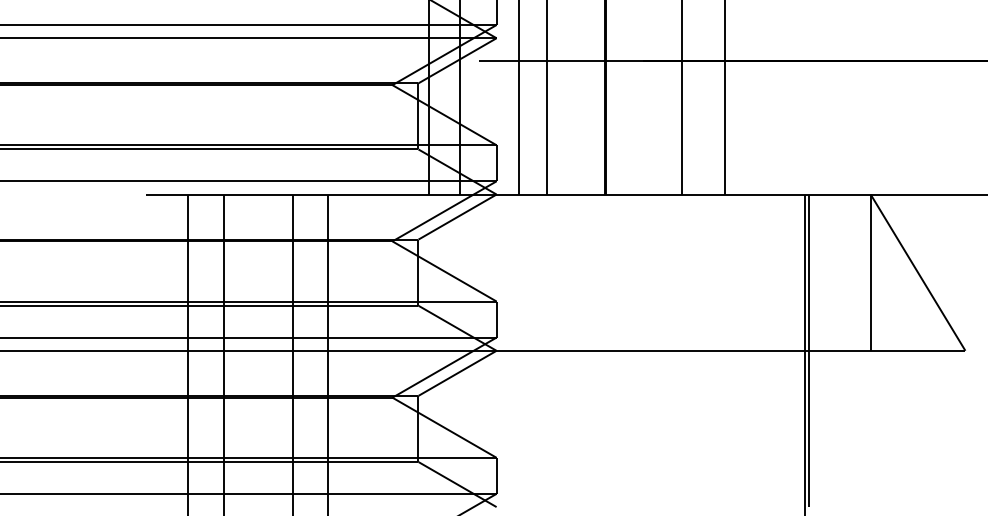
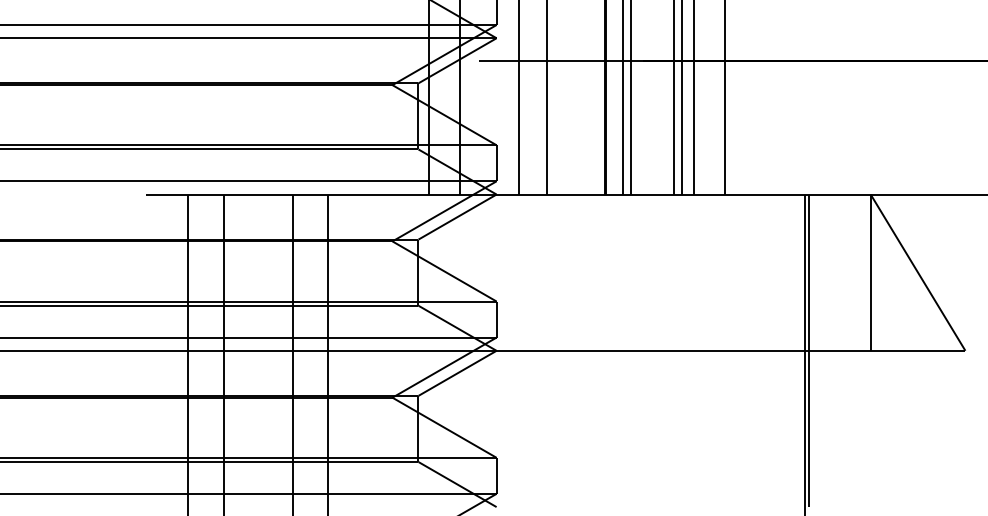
line: none -> present (622, 98)
line: none -> present (630, 98)
line: none -> present (673, 98)
line: none -> present (693, 98)
